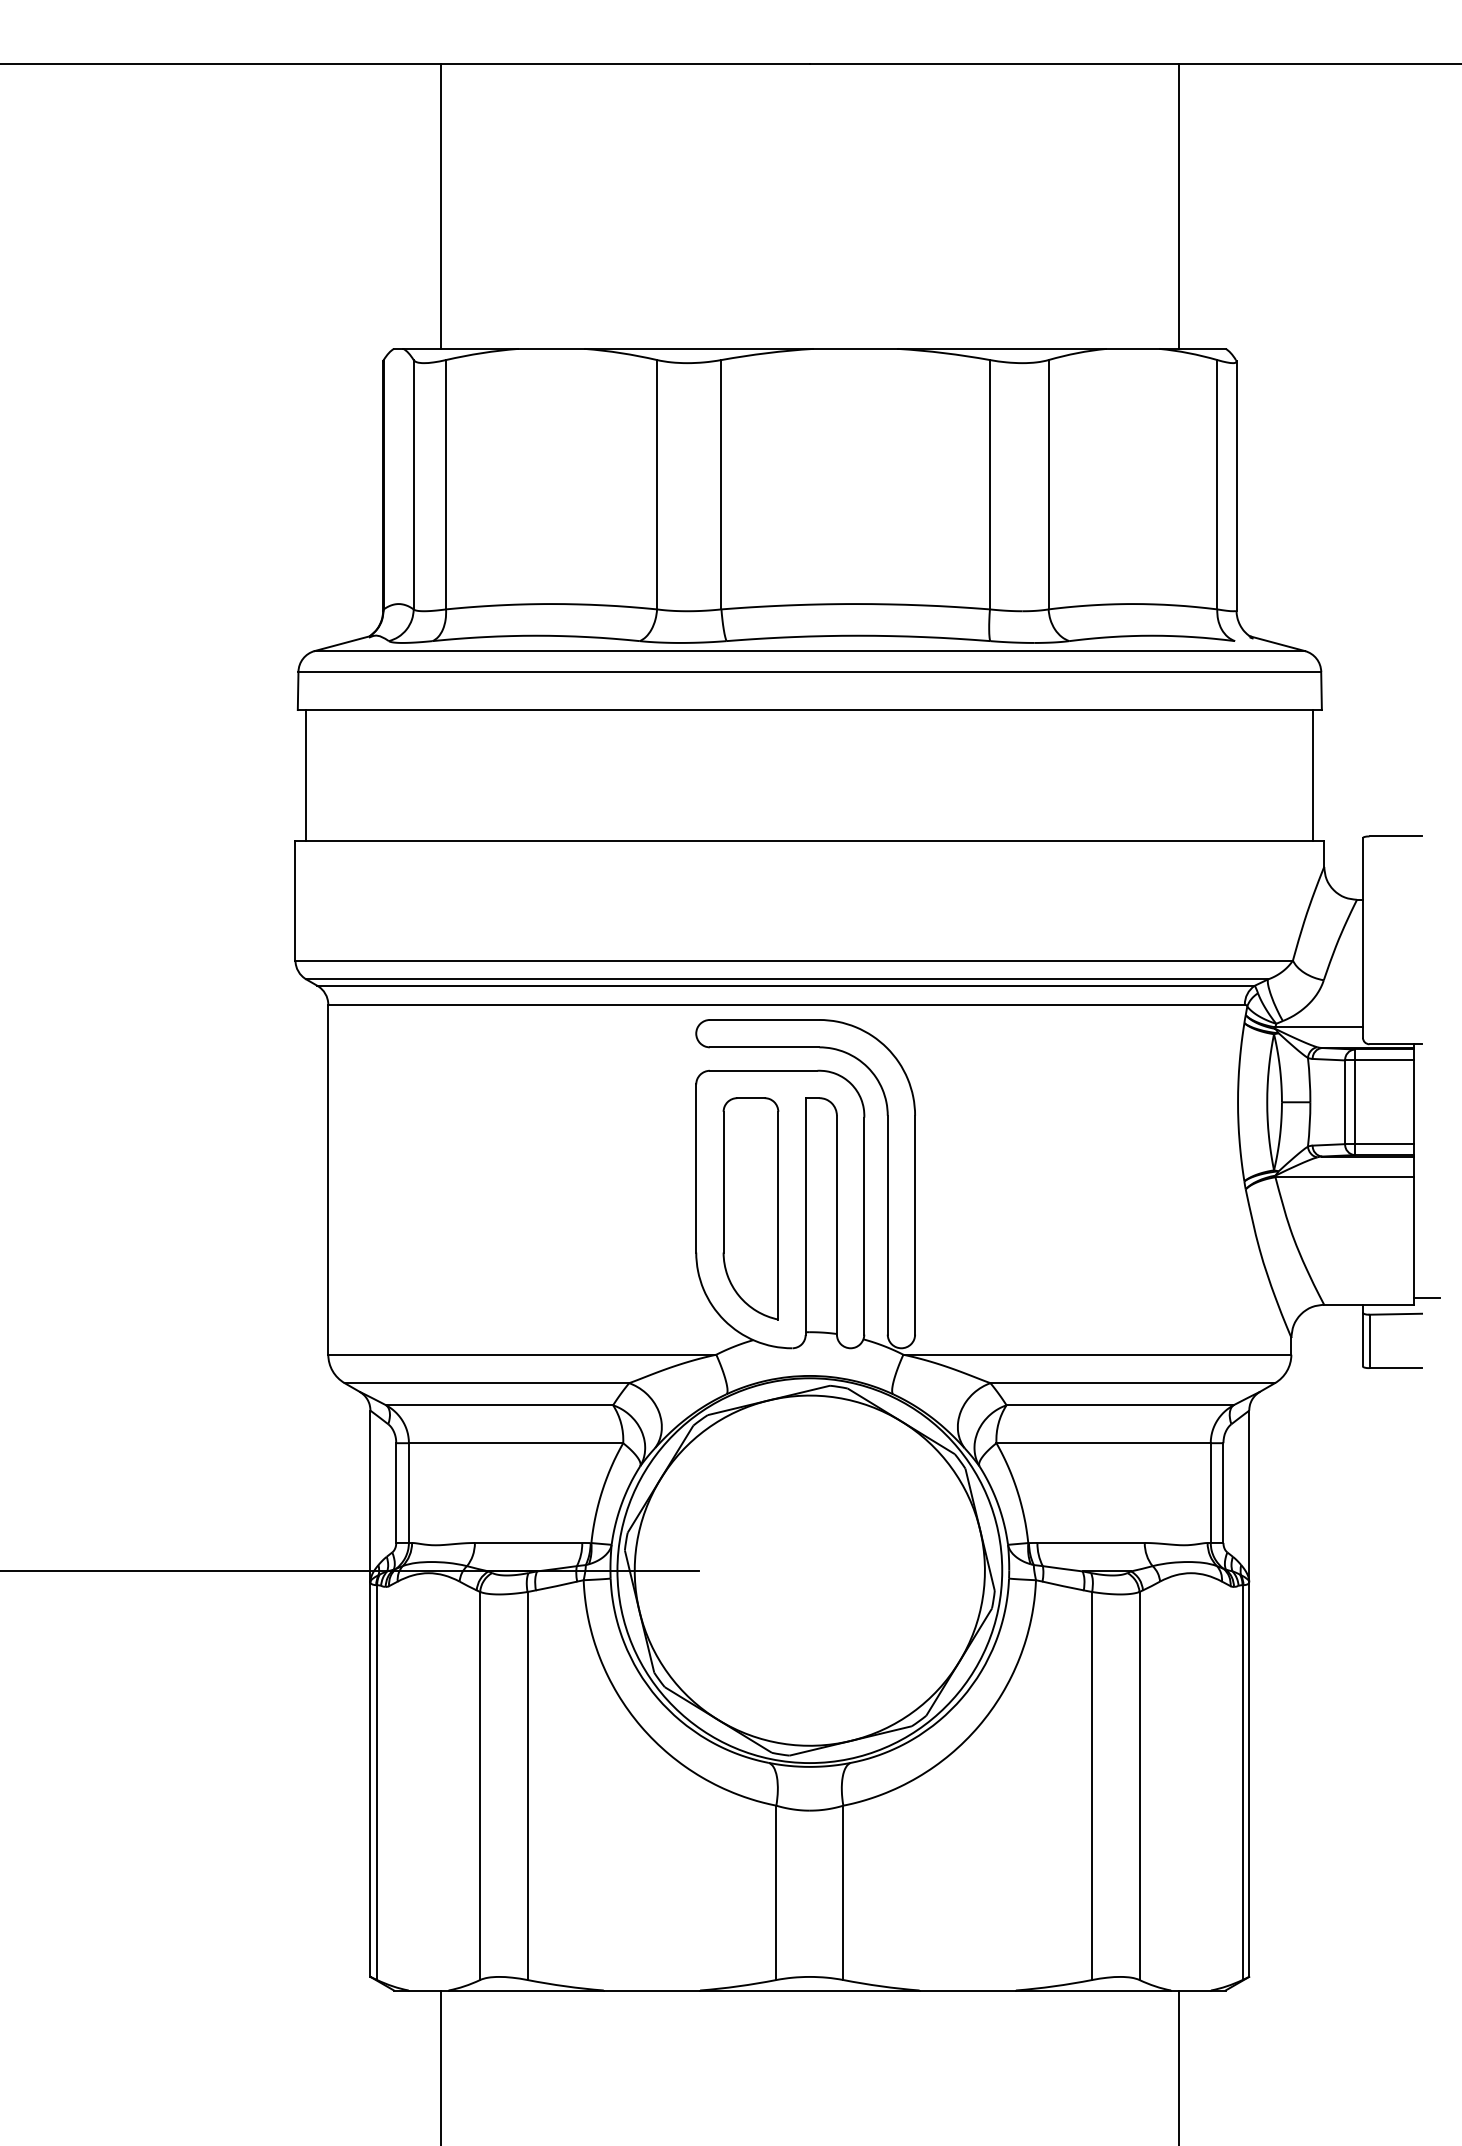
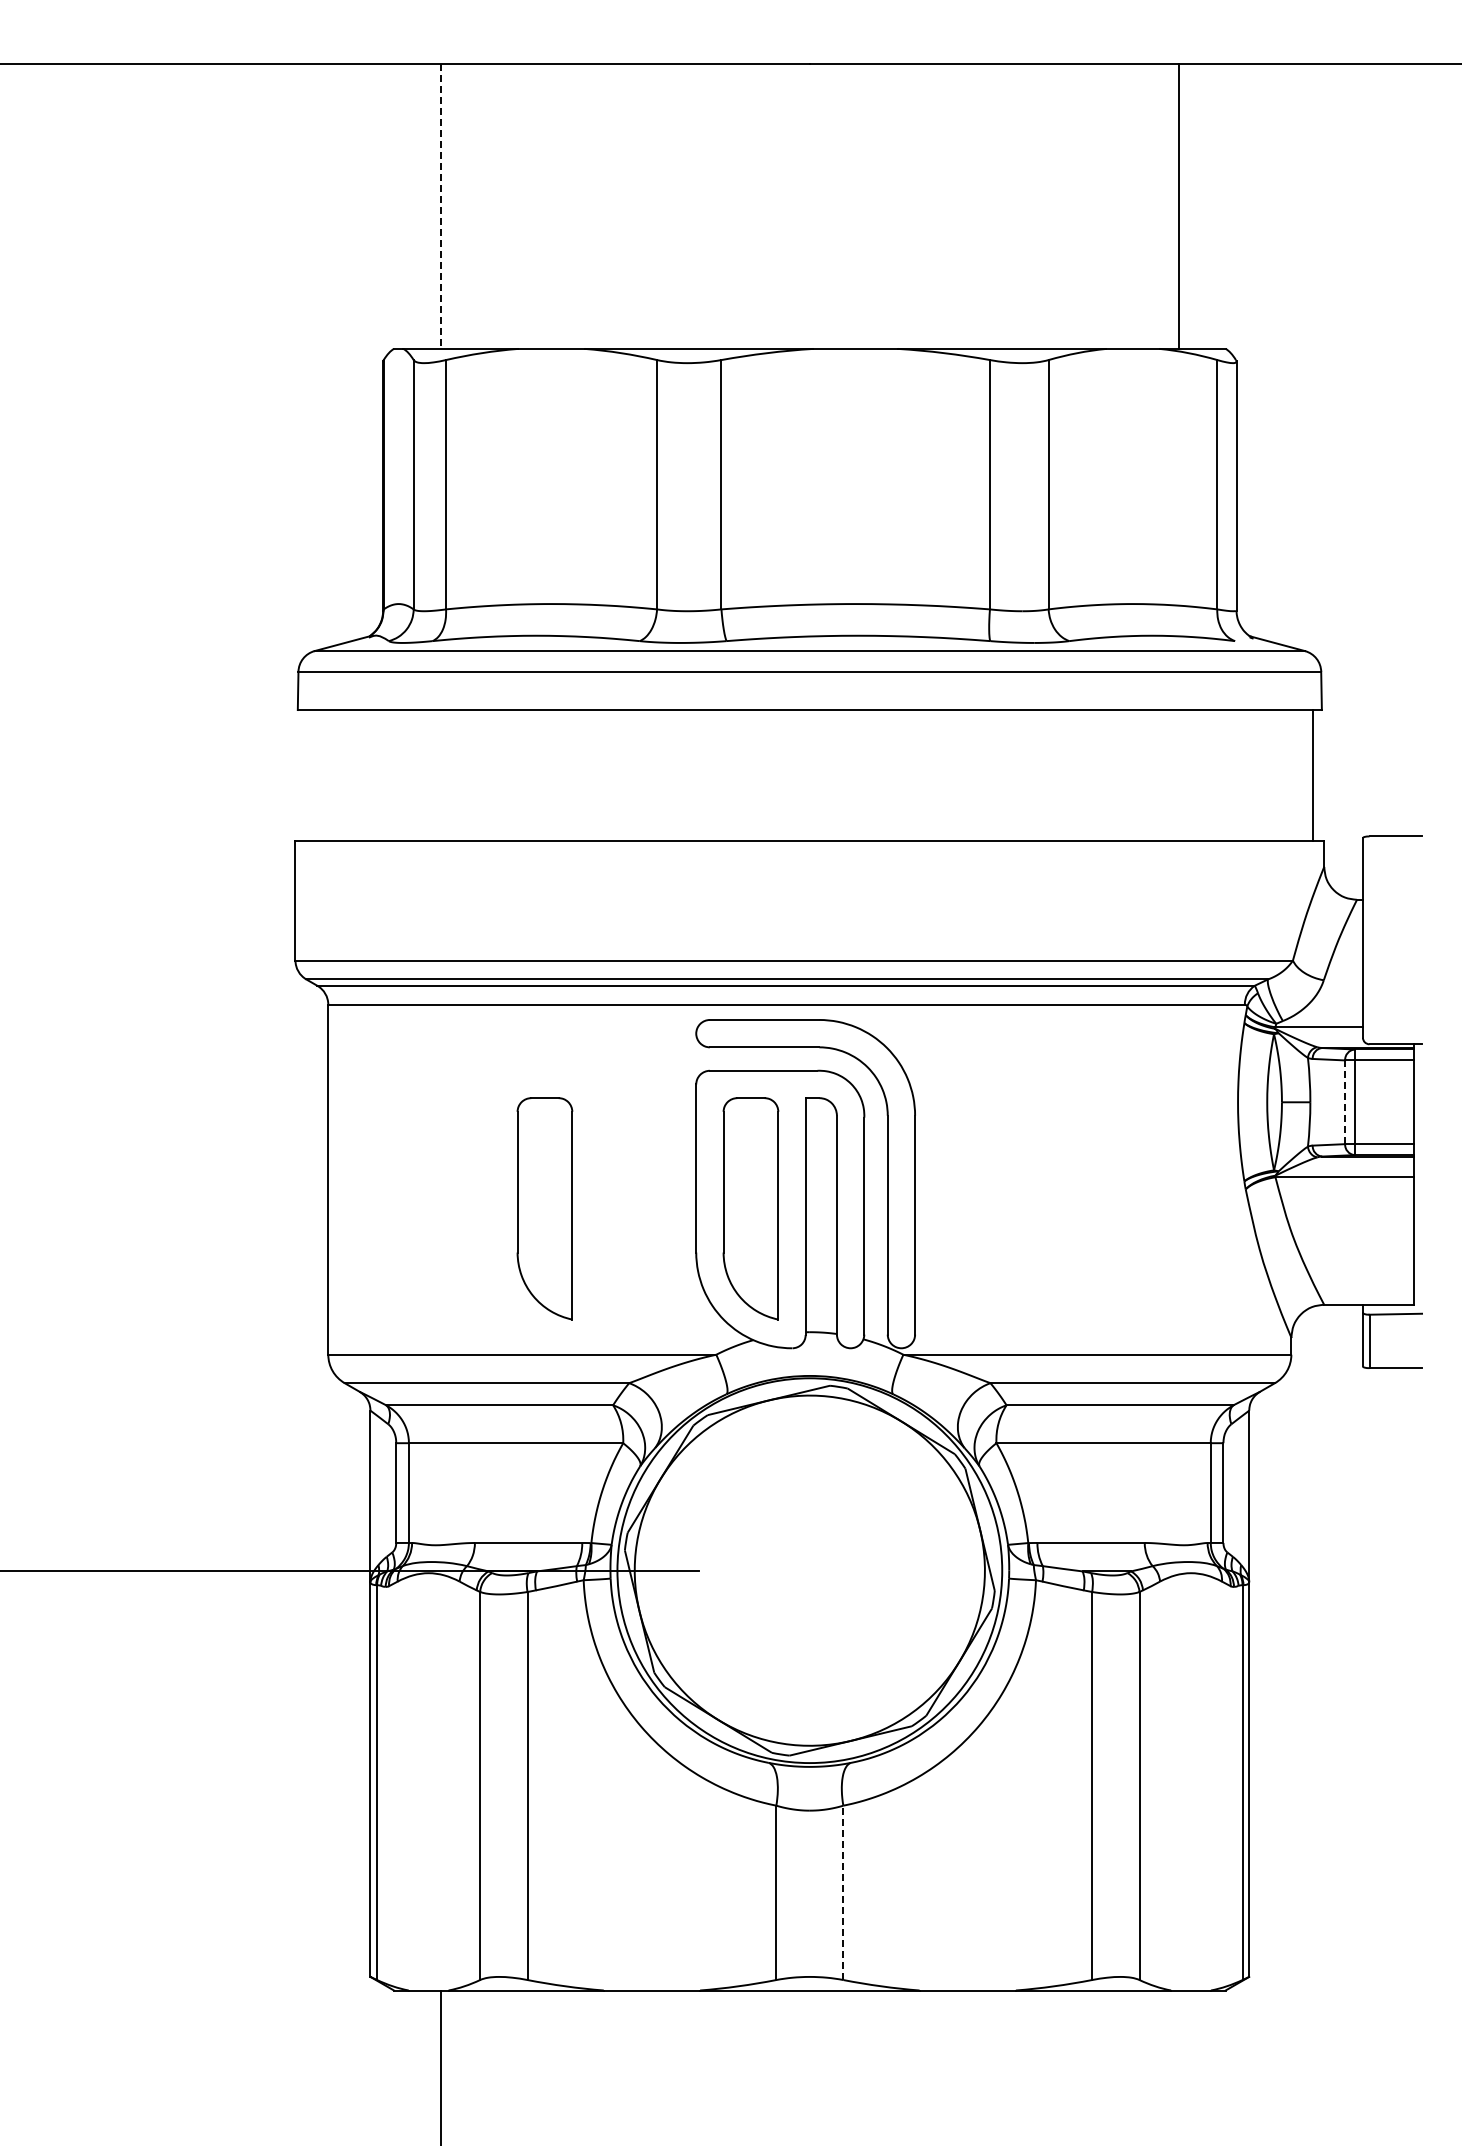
line: solid -> dashed (441, 207)
line: present -> none (306, 775)
line: solid -> dashed (1345, 1102)
part: none -> present (544, 1208)
line: present -> none (1426, 1298)
line: solid -> dashed (843, 1892)
line: present -> none (1178, 2066)
